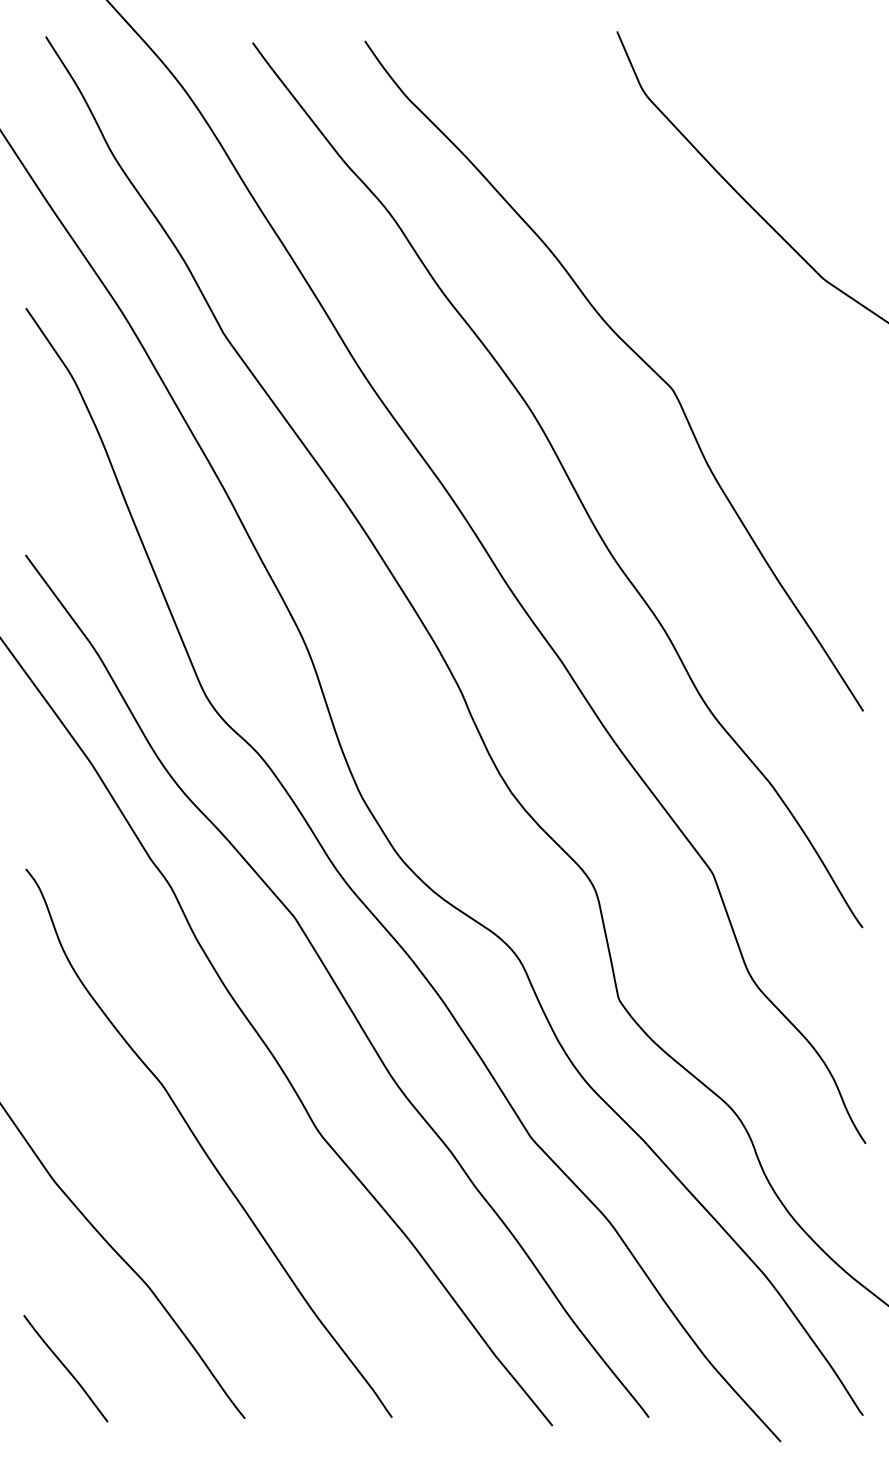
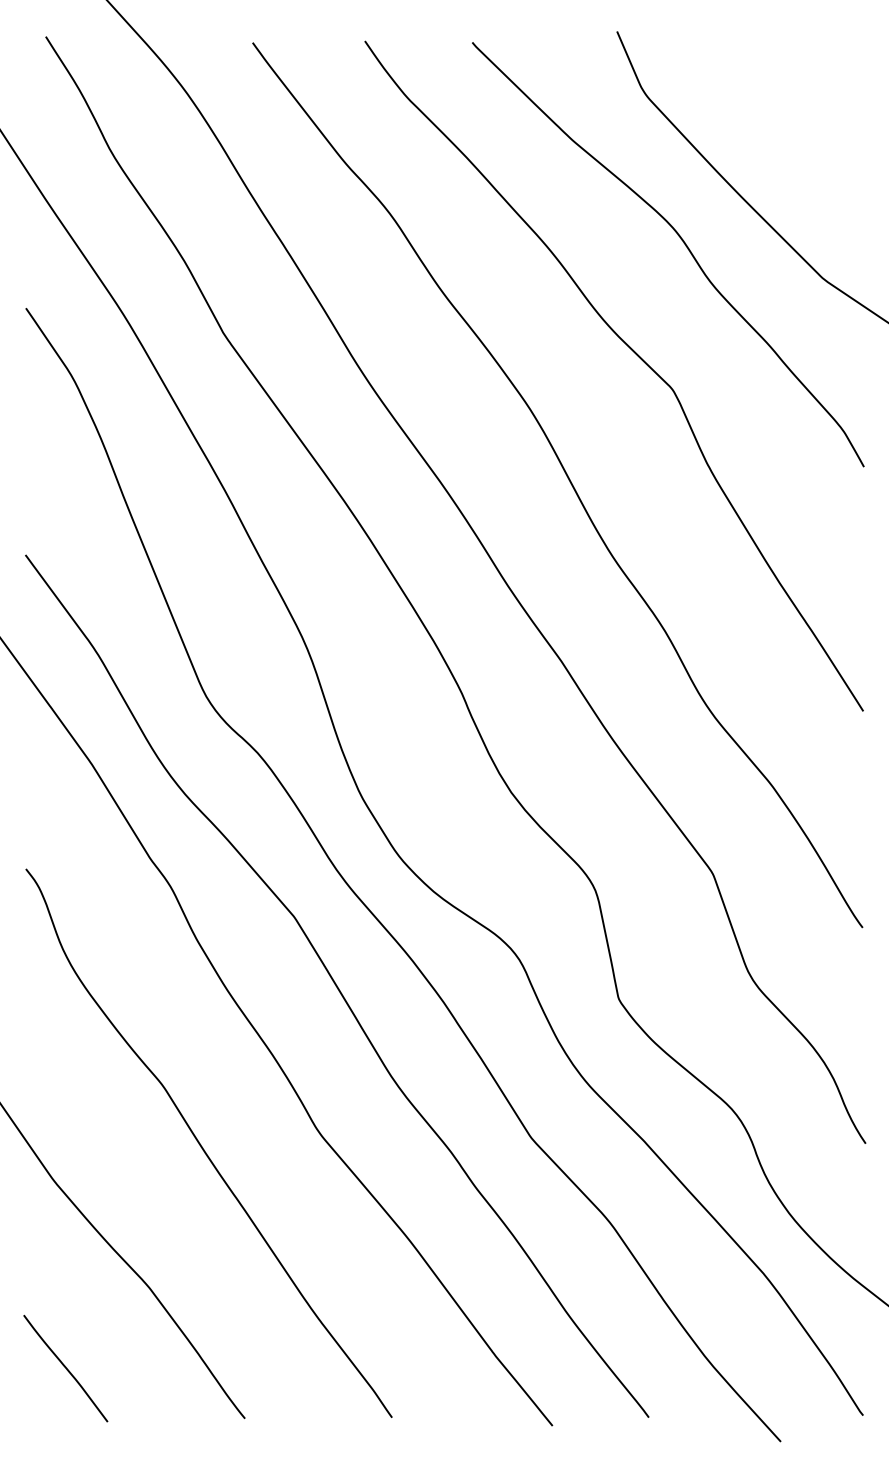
curve: none -> present (683, 243)
